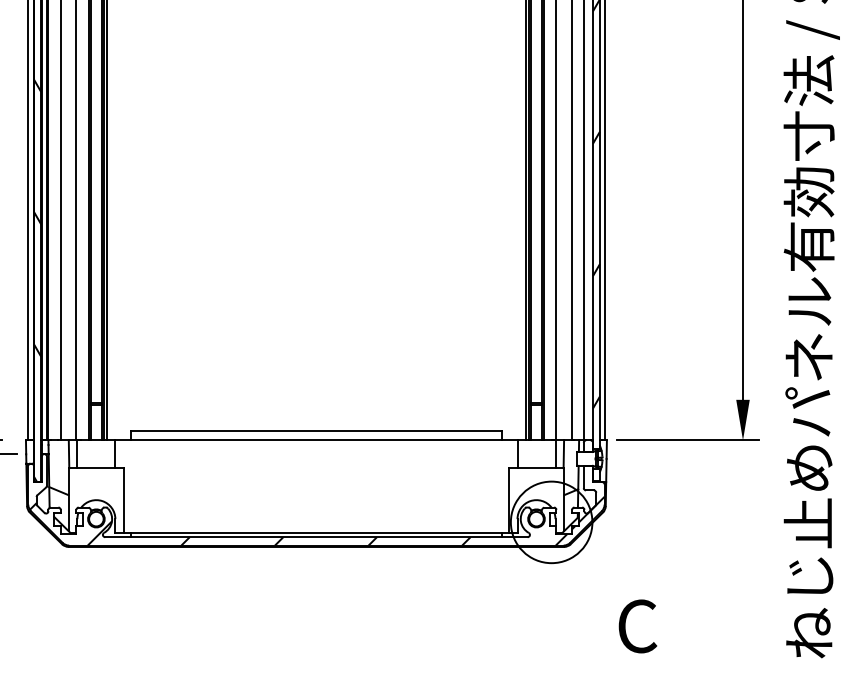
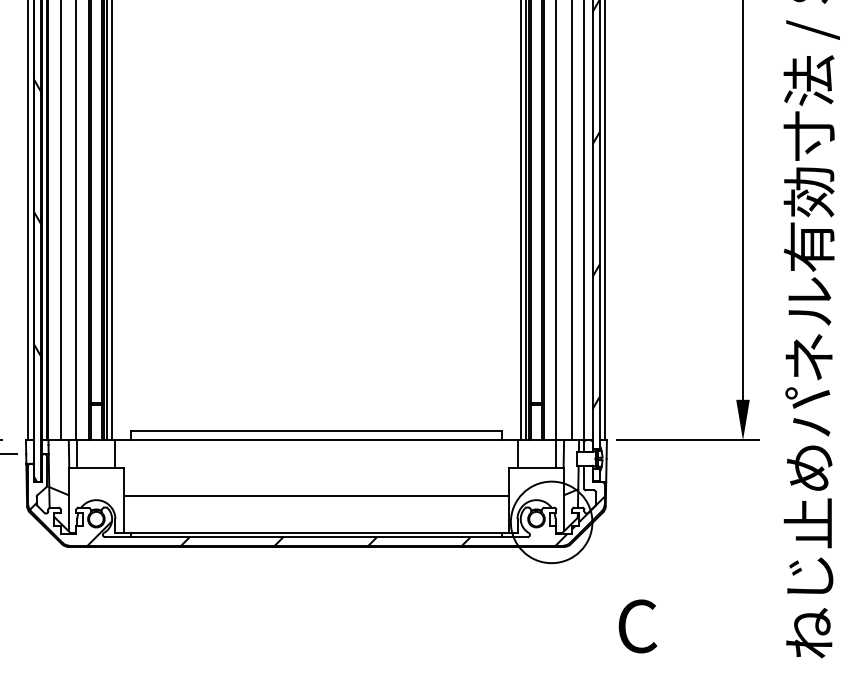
line: none -> present (112, 221)
line: none -> present (520, 221)
line: none -> present (316, 495)
